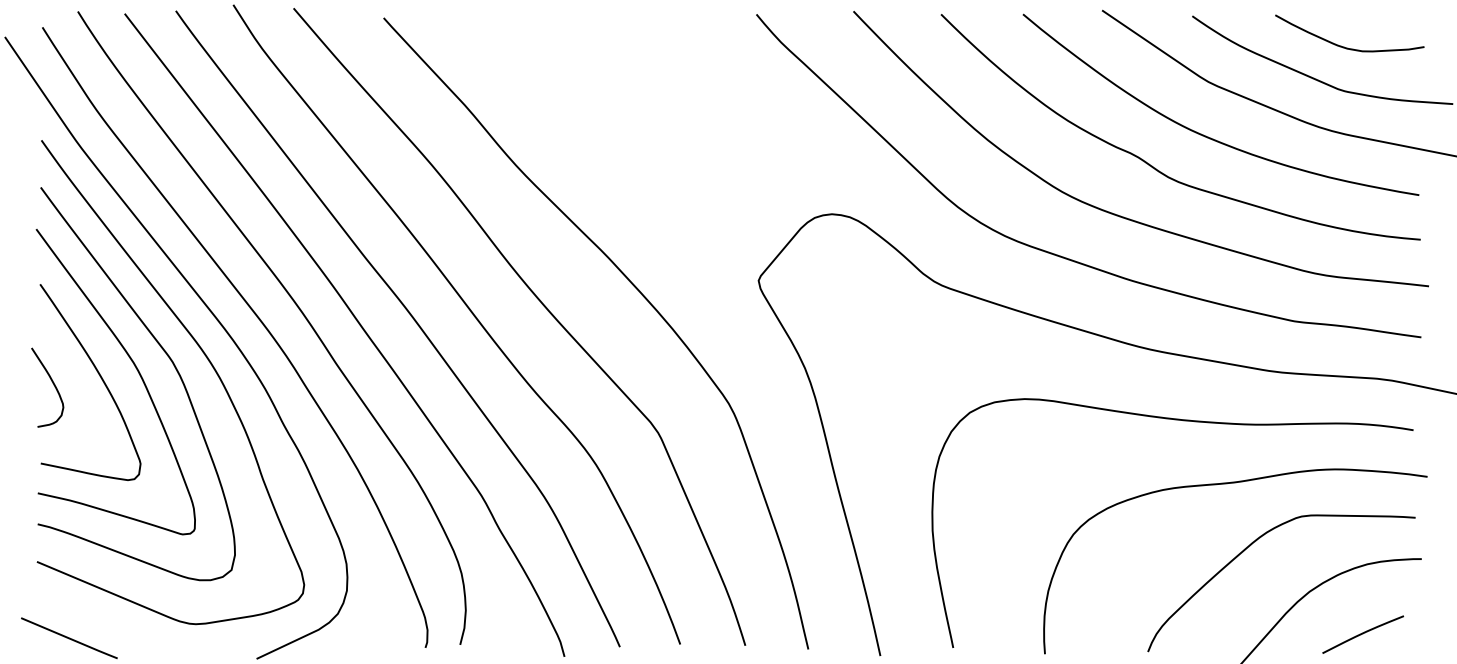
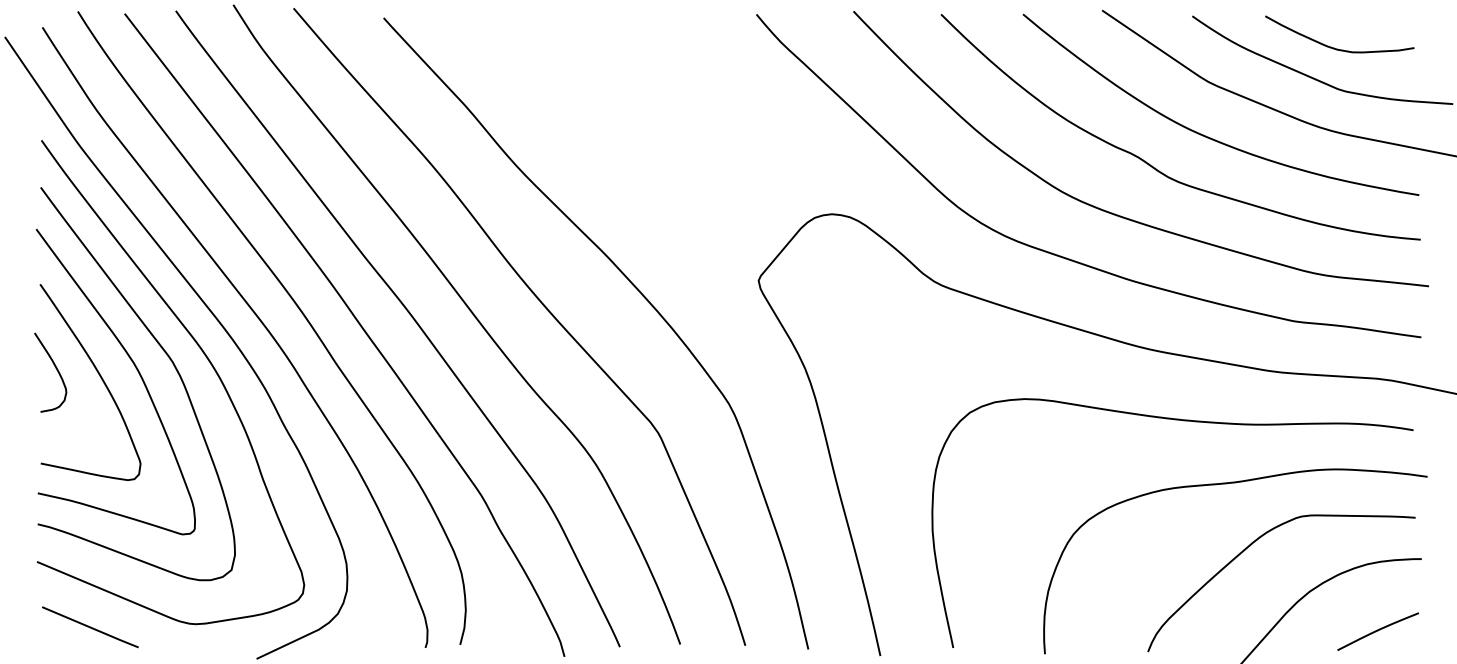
curve position: (1344, 46) -> (1334, 47) (1334, 47)
curve position: (53, 385) -> (56, 370) (56, 370)
curve position: (1363, 634) -> (1378, 631) (1378, 631)
line position: (69, 638) -> (90, 627) (90, 627)
